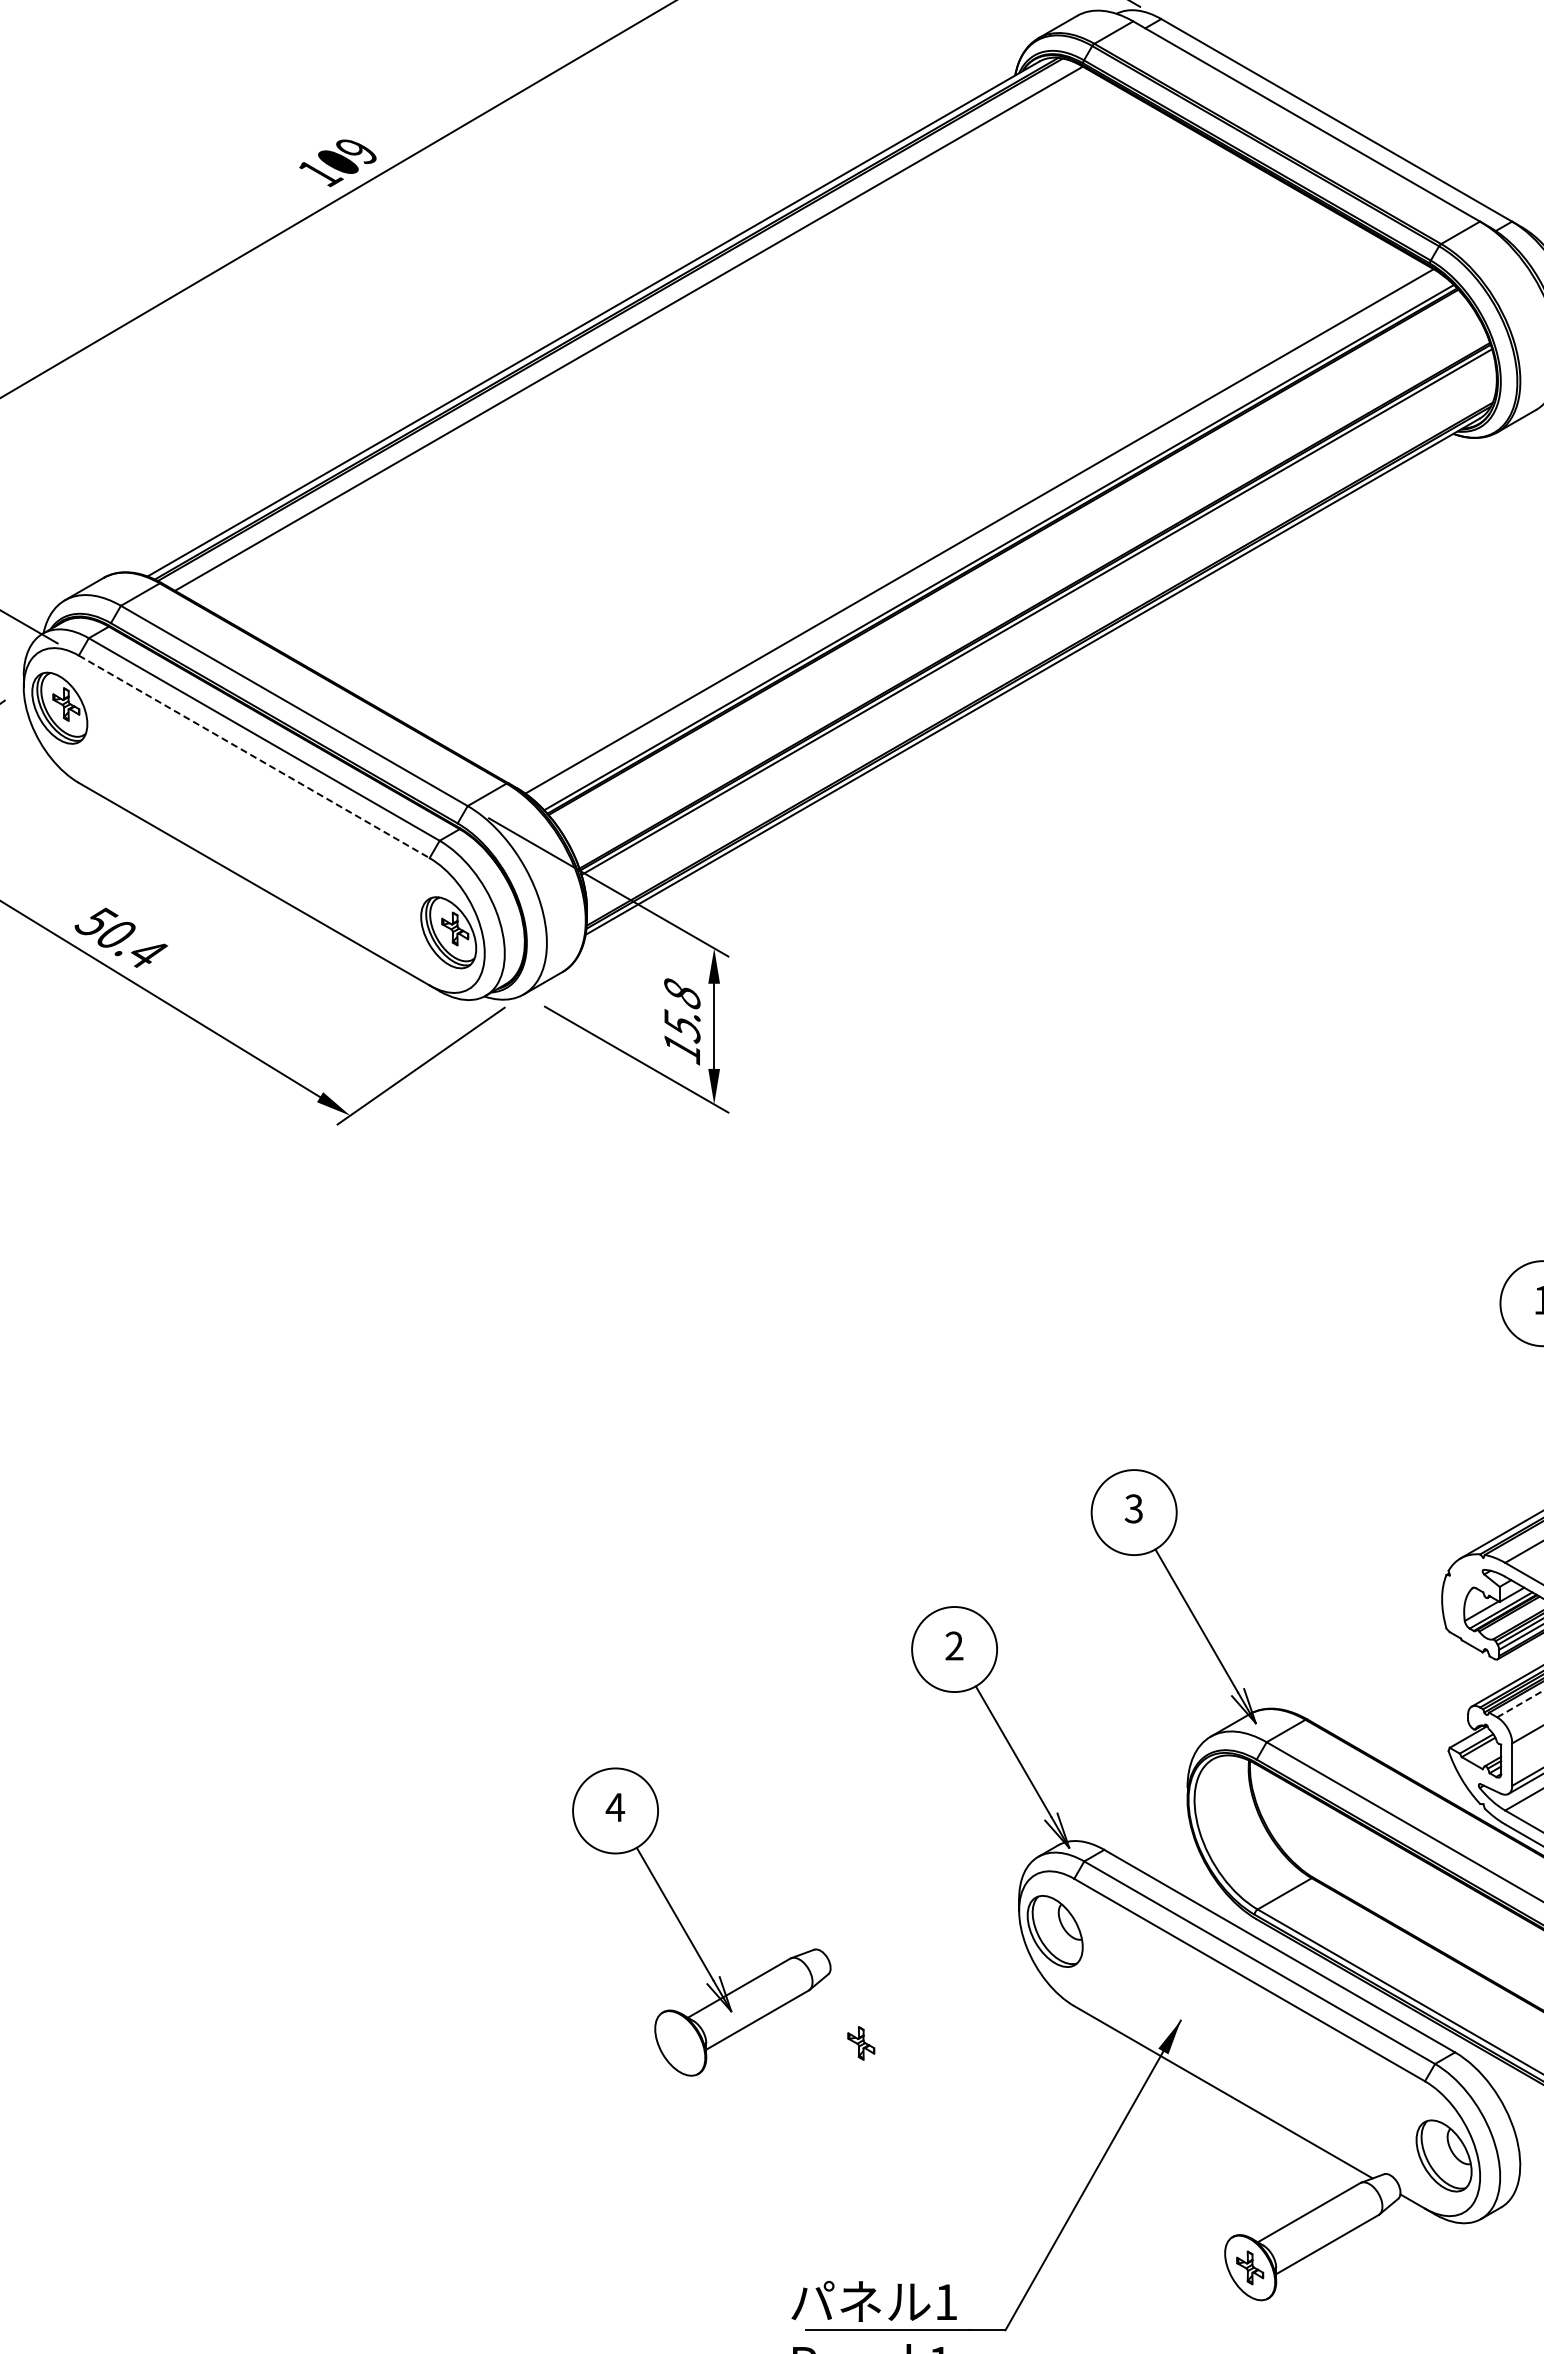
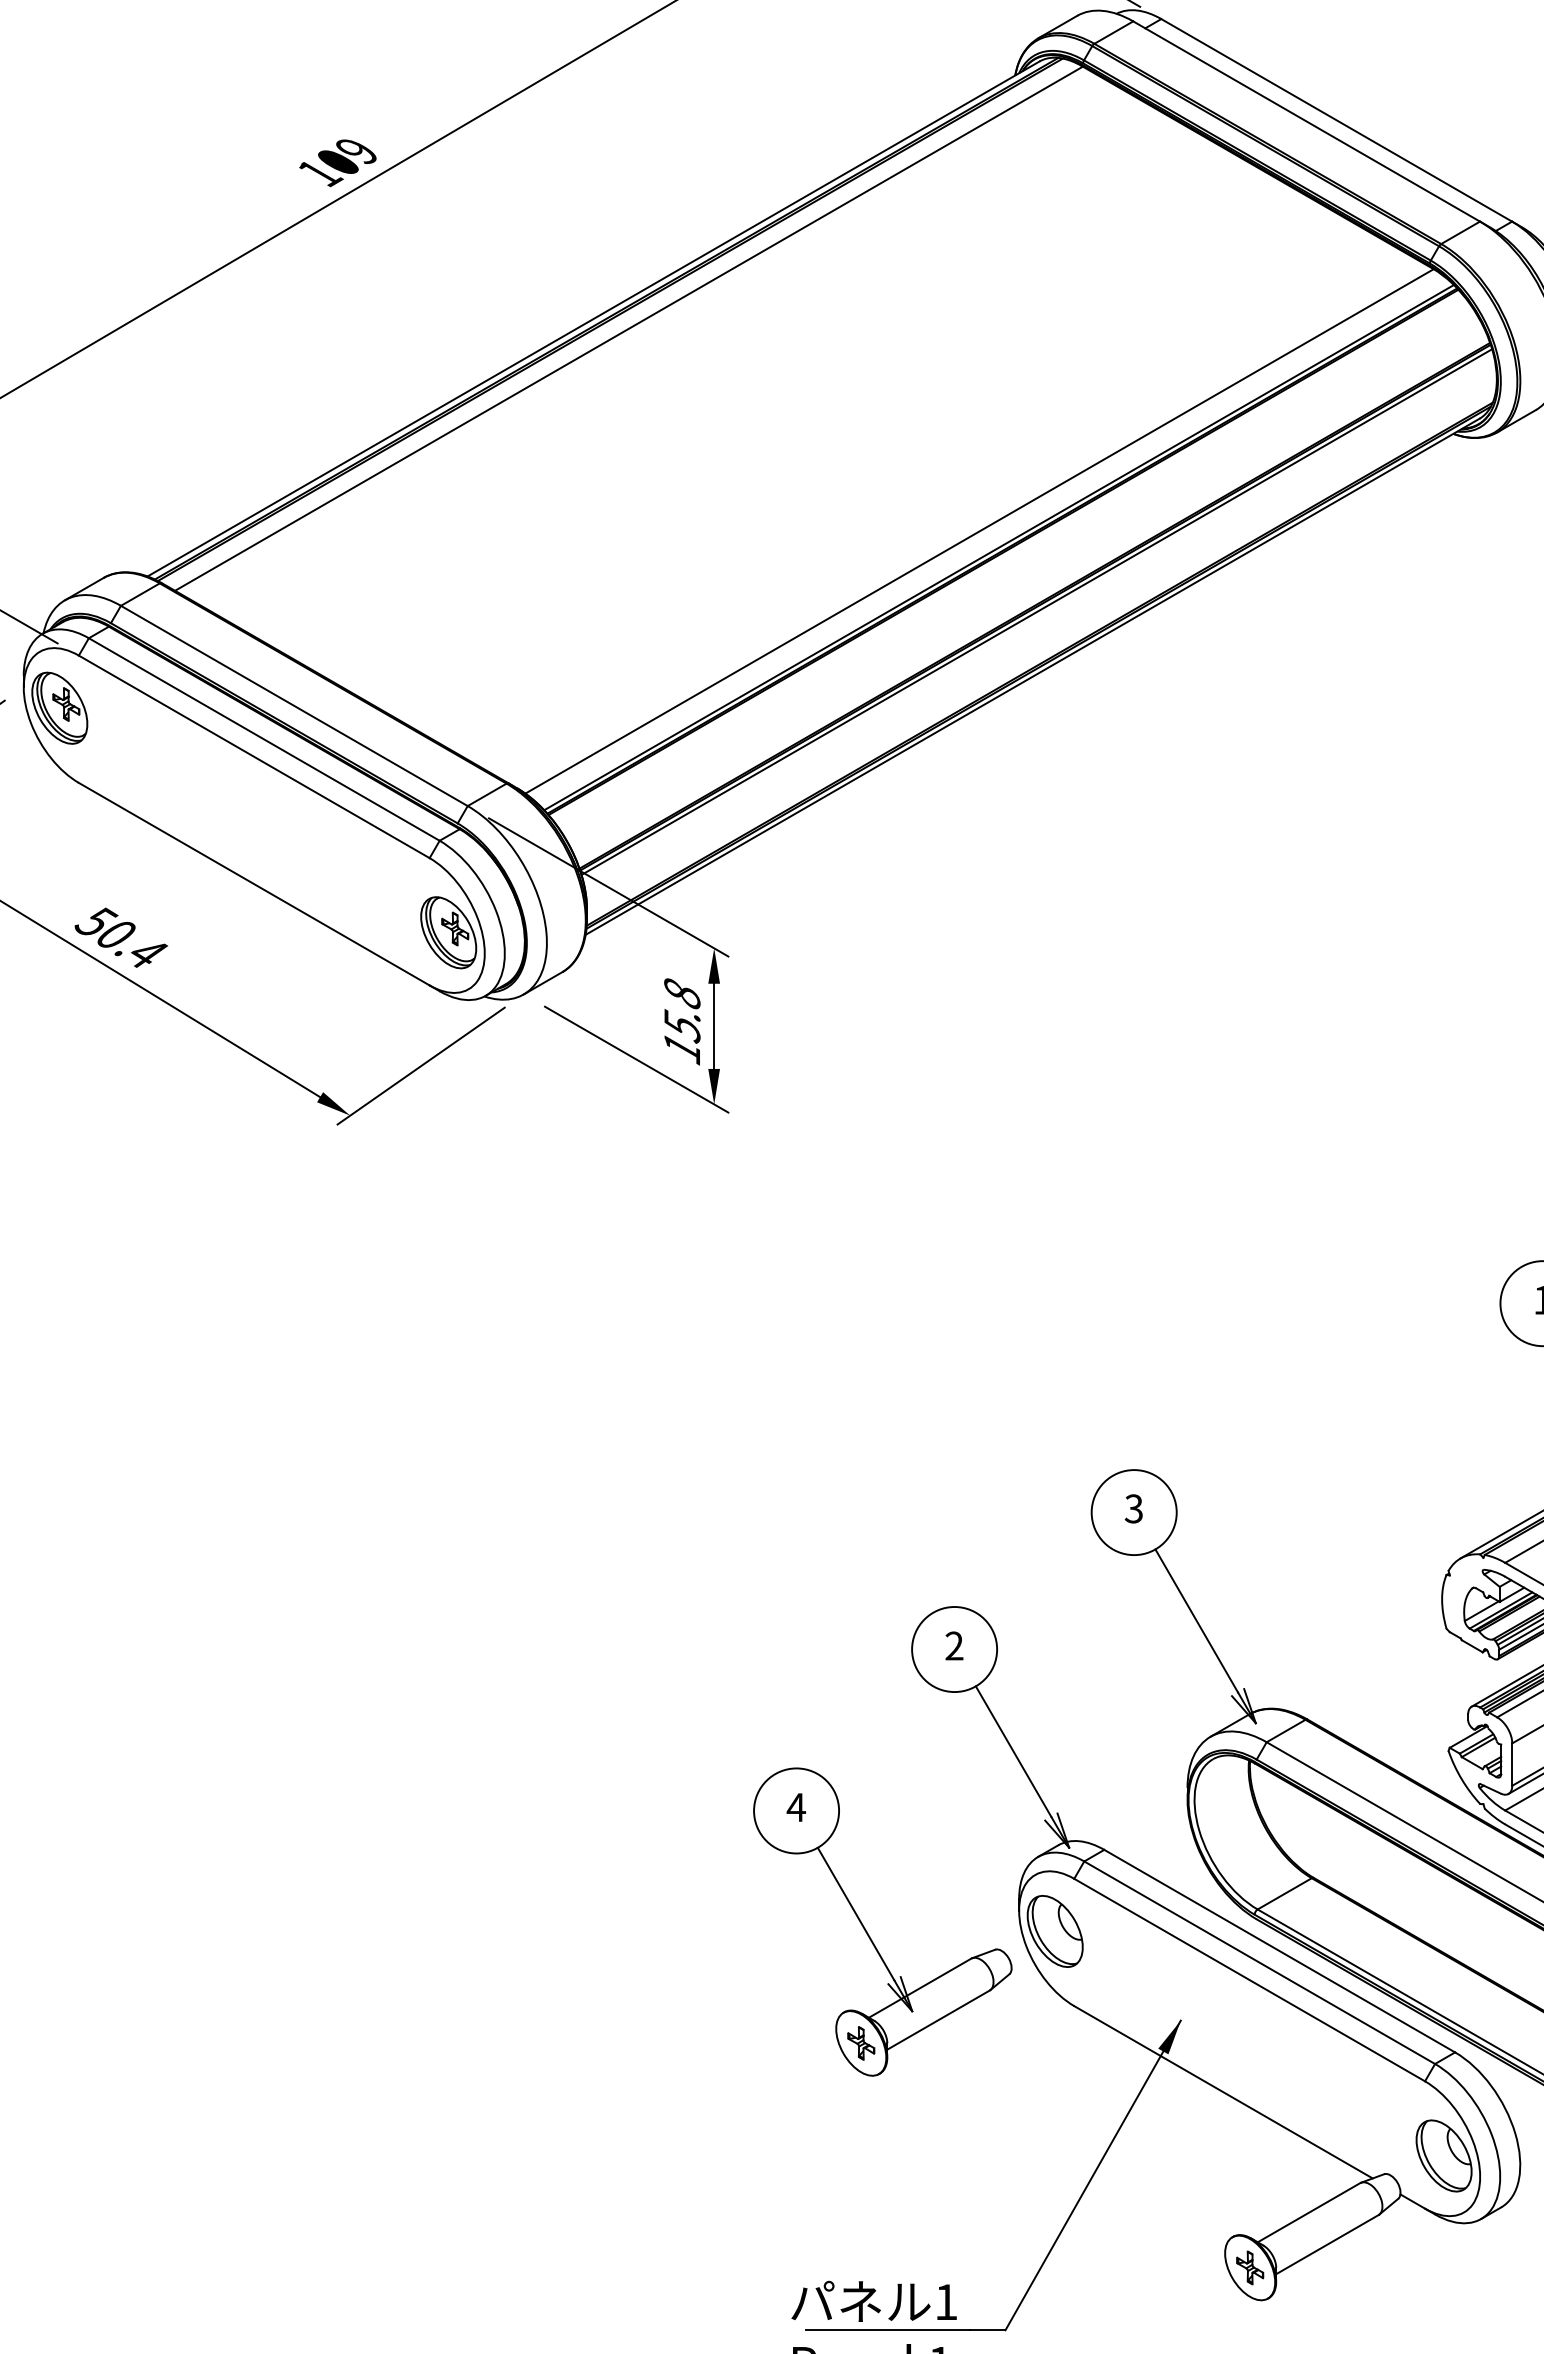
line: dashed -> solid (254, 756)
line: dashed -> solid (1520, 1703)
part position: (685, 1929) -> (866, 1929) (866, 1929)
